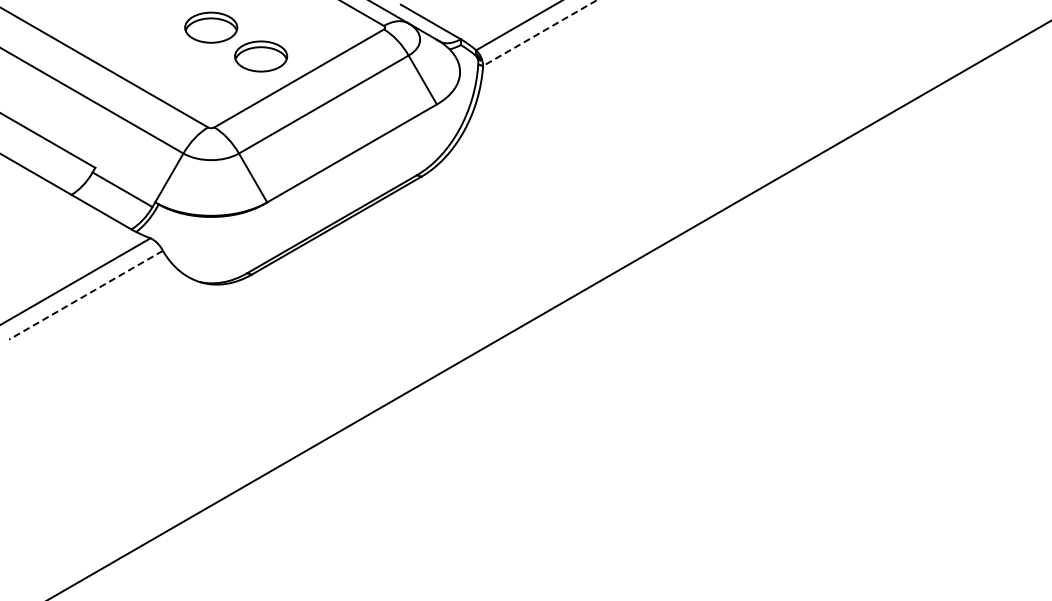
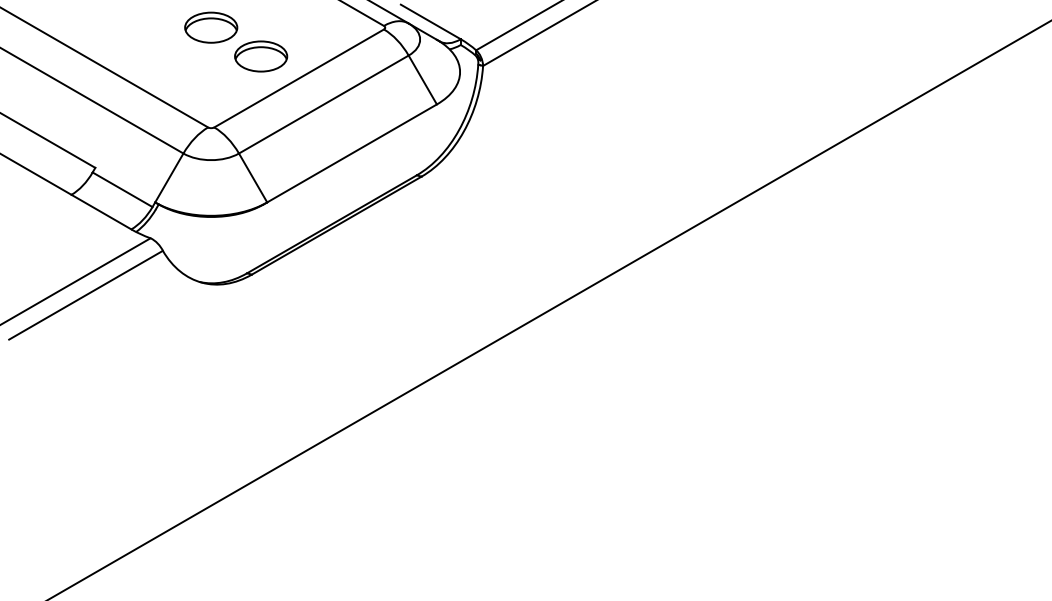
line: dashed -> solid (540, 33)
line: dashed -> solid (86, 295)
